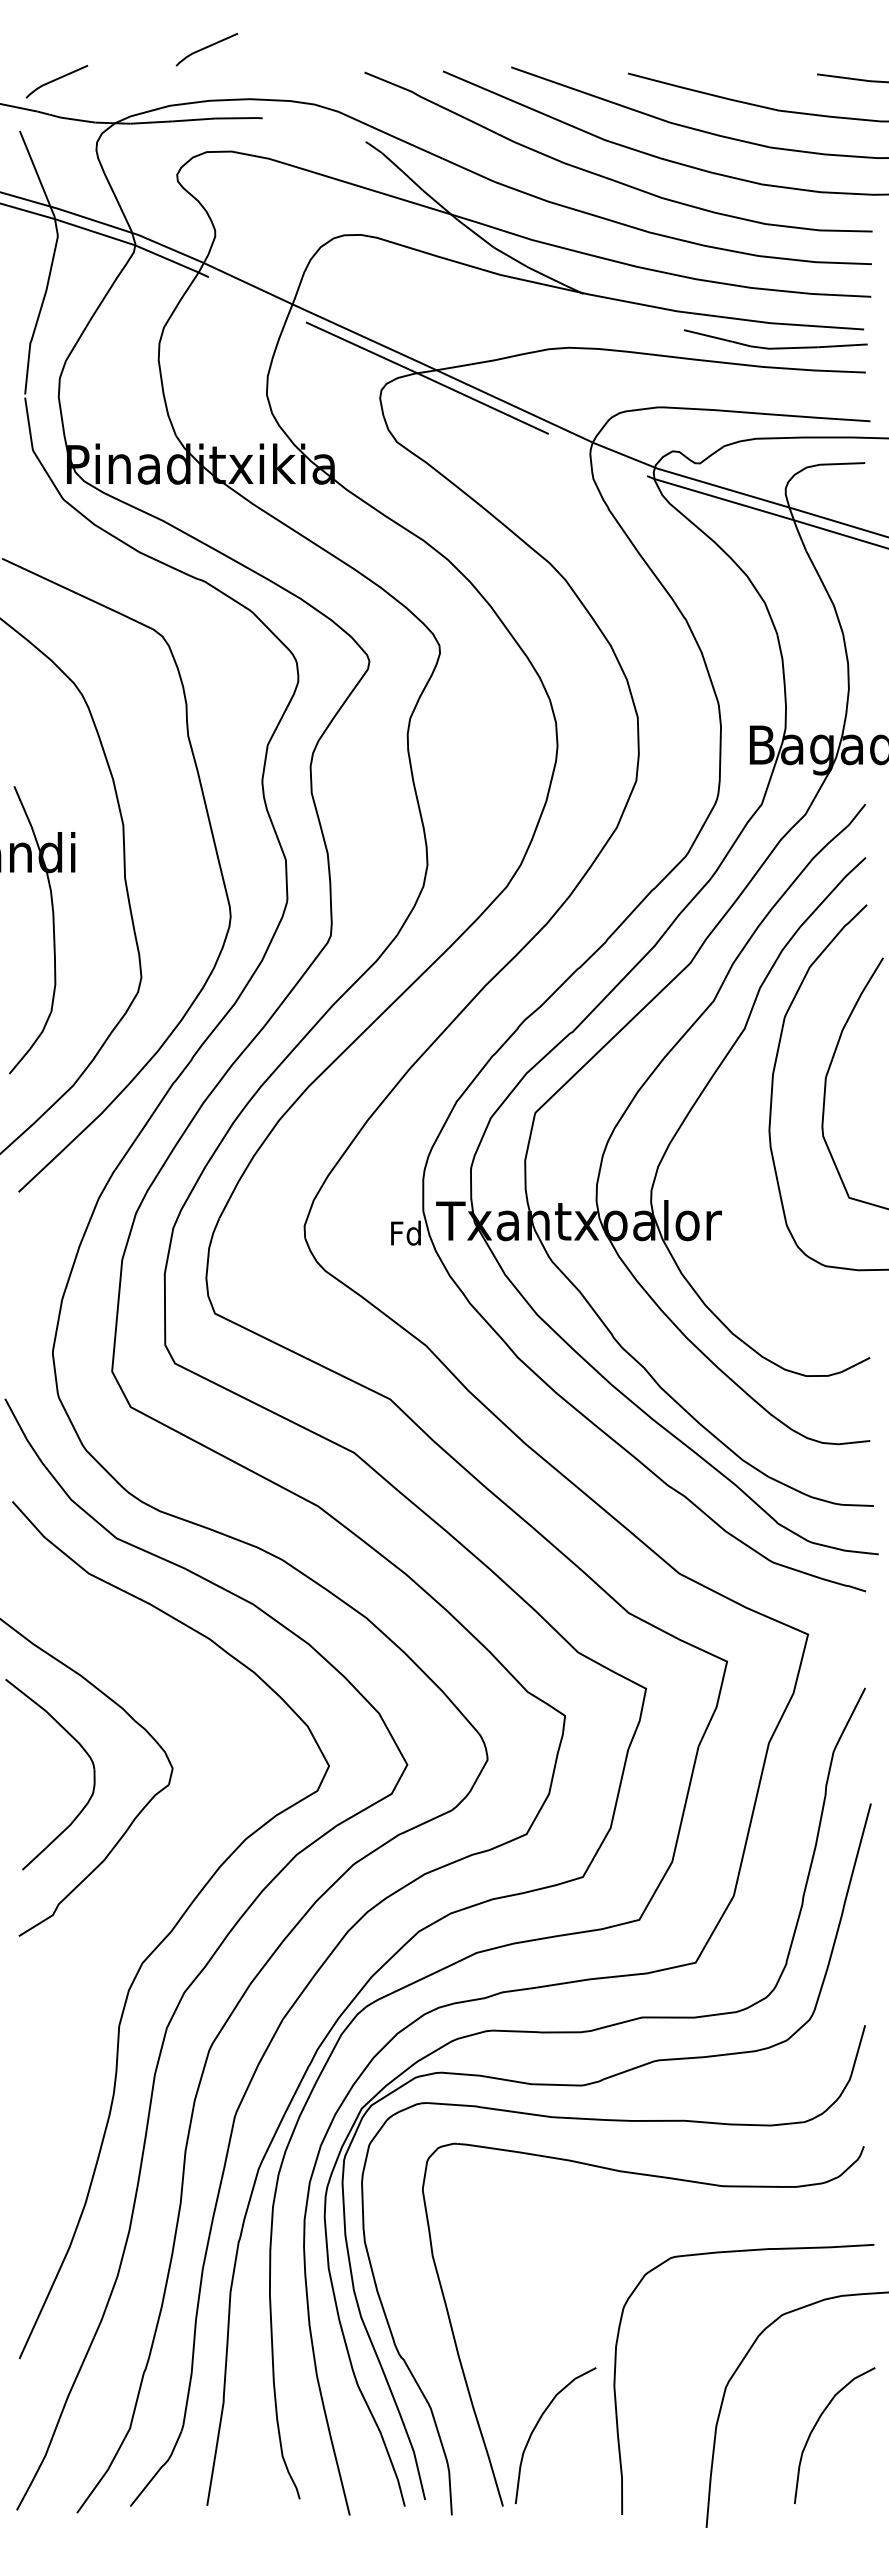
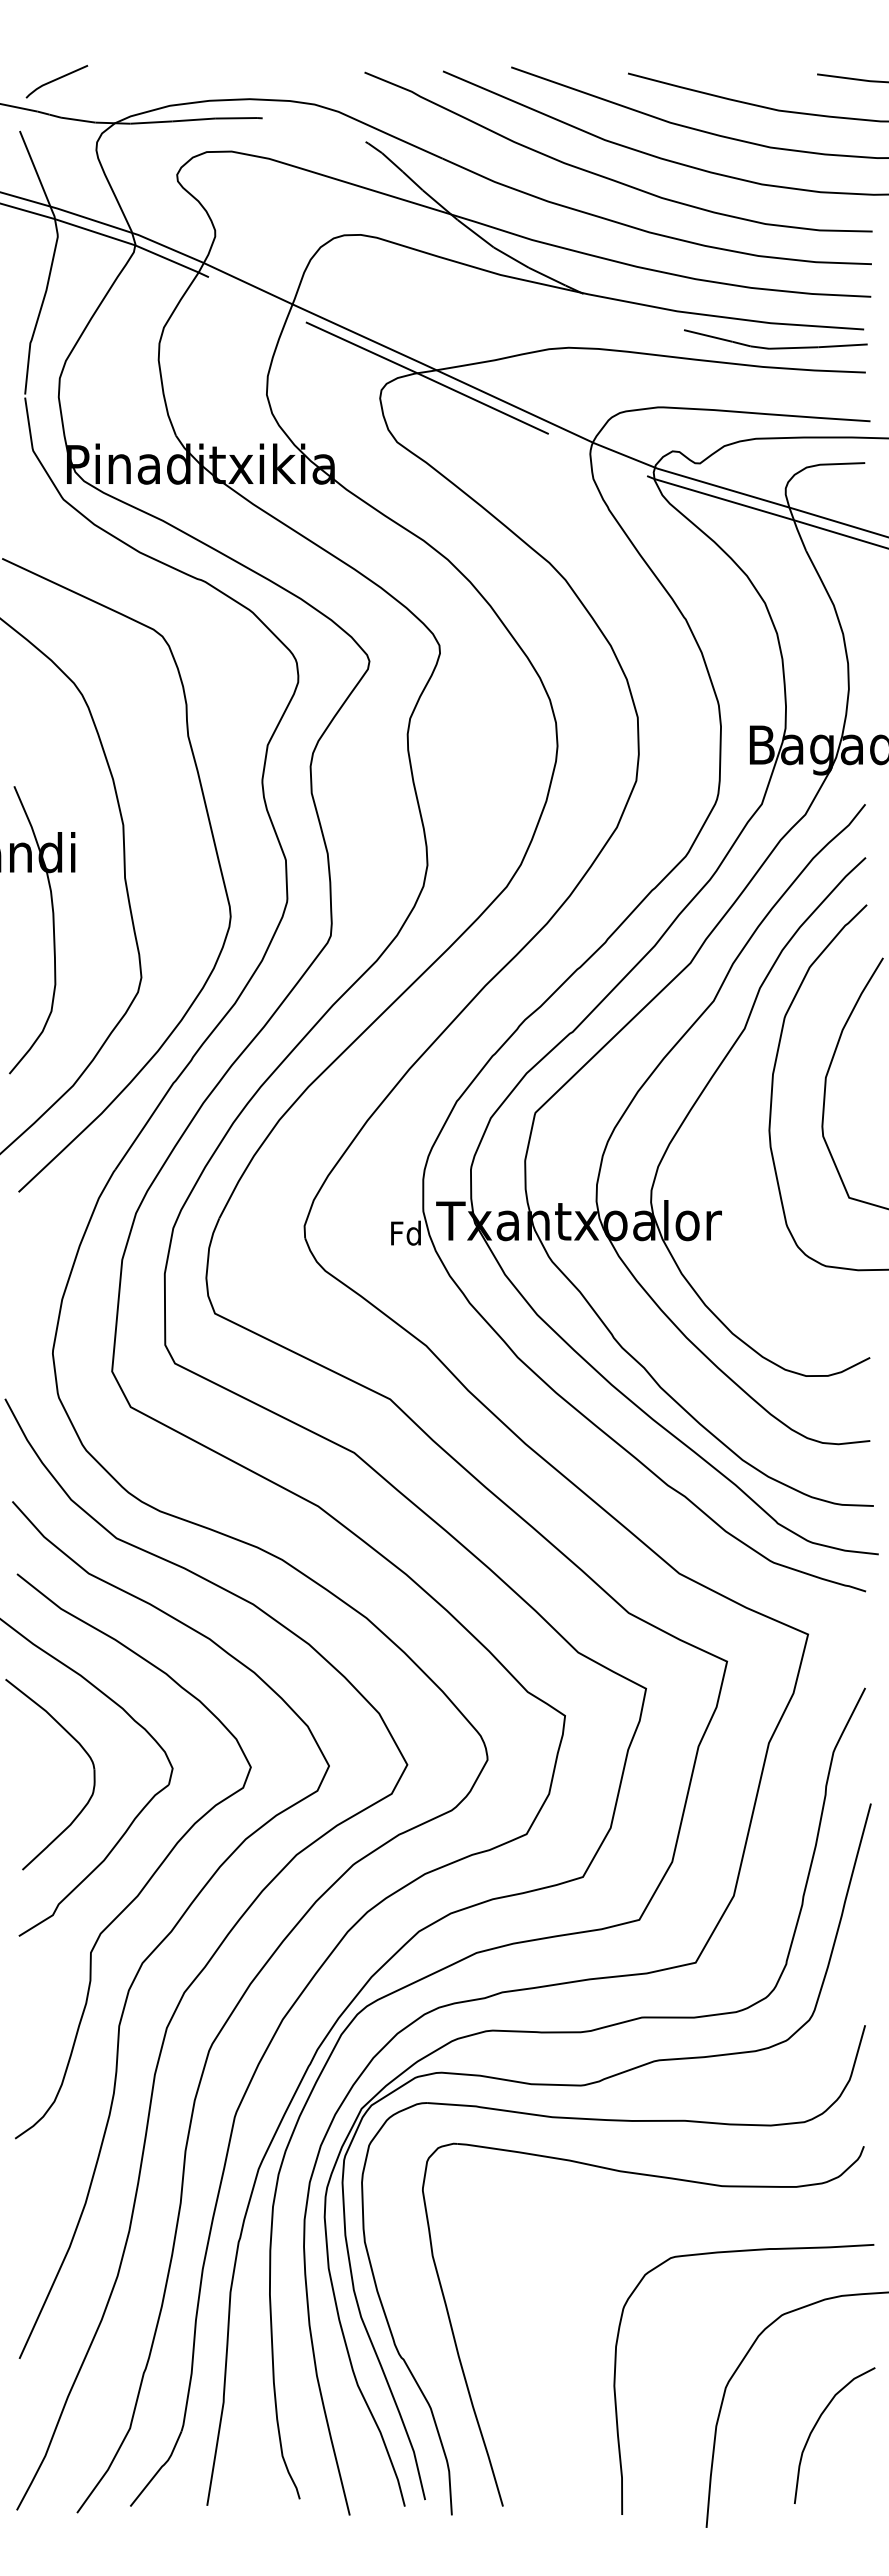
line: present -> none (206, 48)
curve: none -> present (153, 1872)
curve: present -> none (537, 2425)
